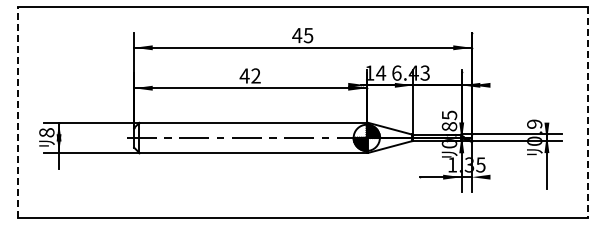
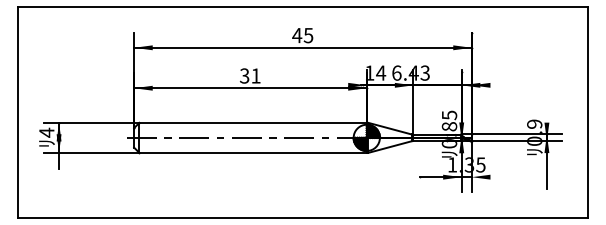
text: 42 -> 31 (249, 75)
line: dashed -> solid (18, 112)
line: dashed -> solid (587, 112)
text: 8 -> 4 (46, 132)
